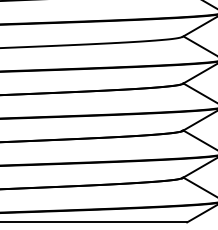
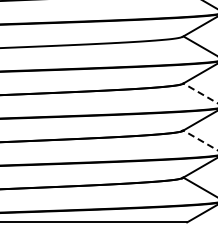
line: solid -> dashed (200, 93)
line: solid -> dashed (200, 140)
